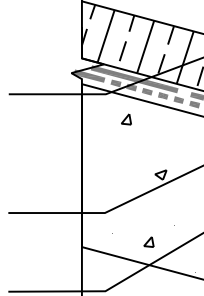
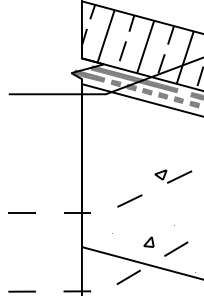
part: present -> none (126, 119)
line: solid -> dashed (110, 210)
line: solid -> dashed (112, 287)
